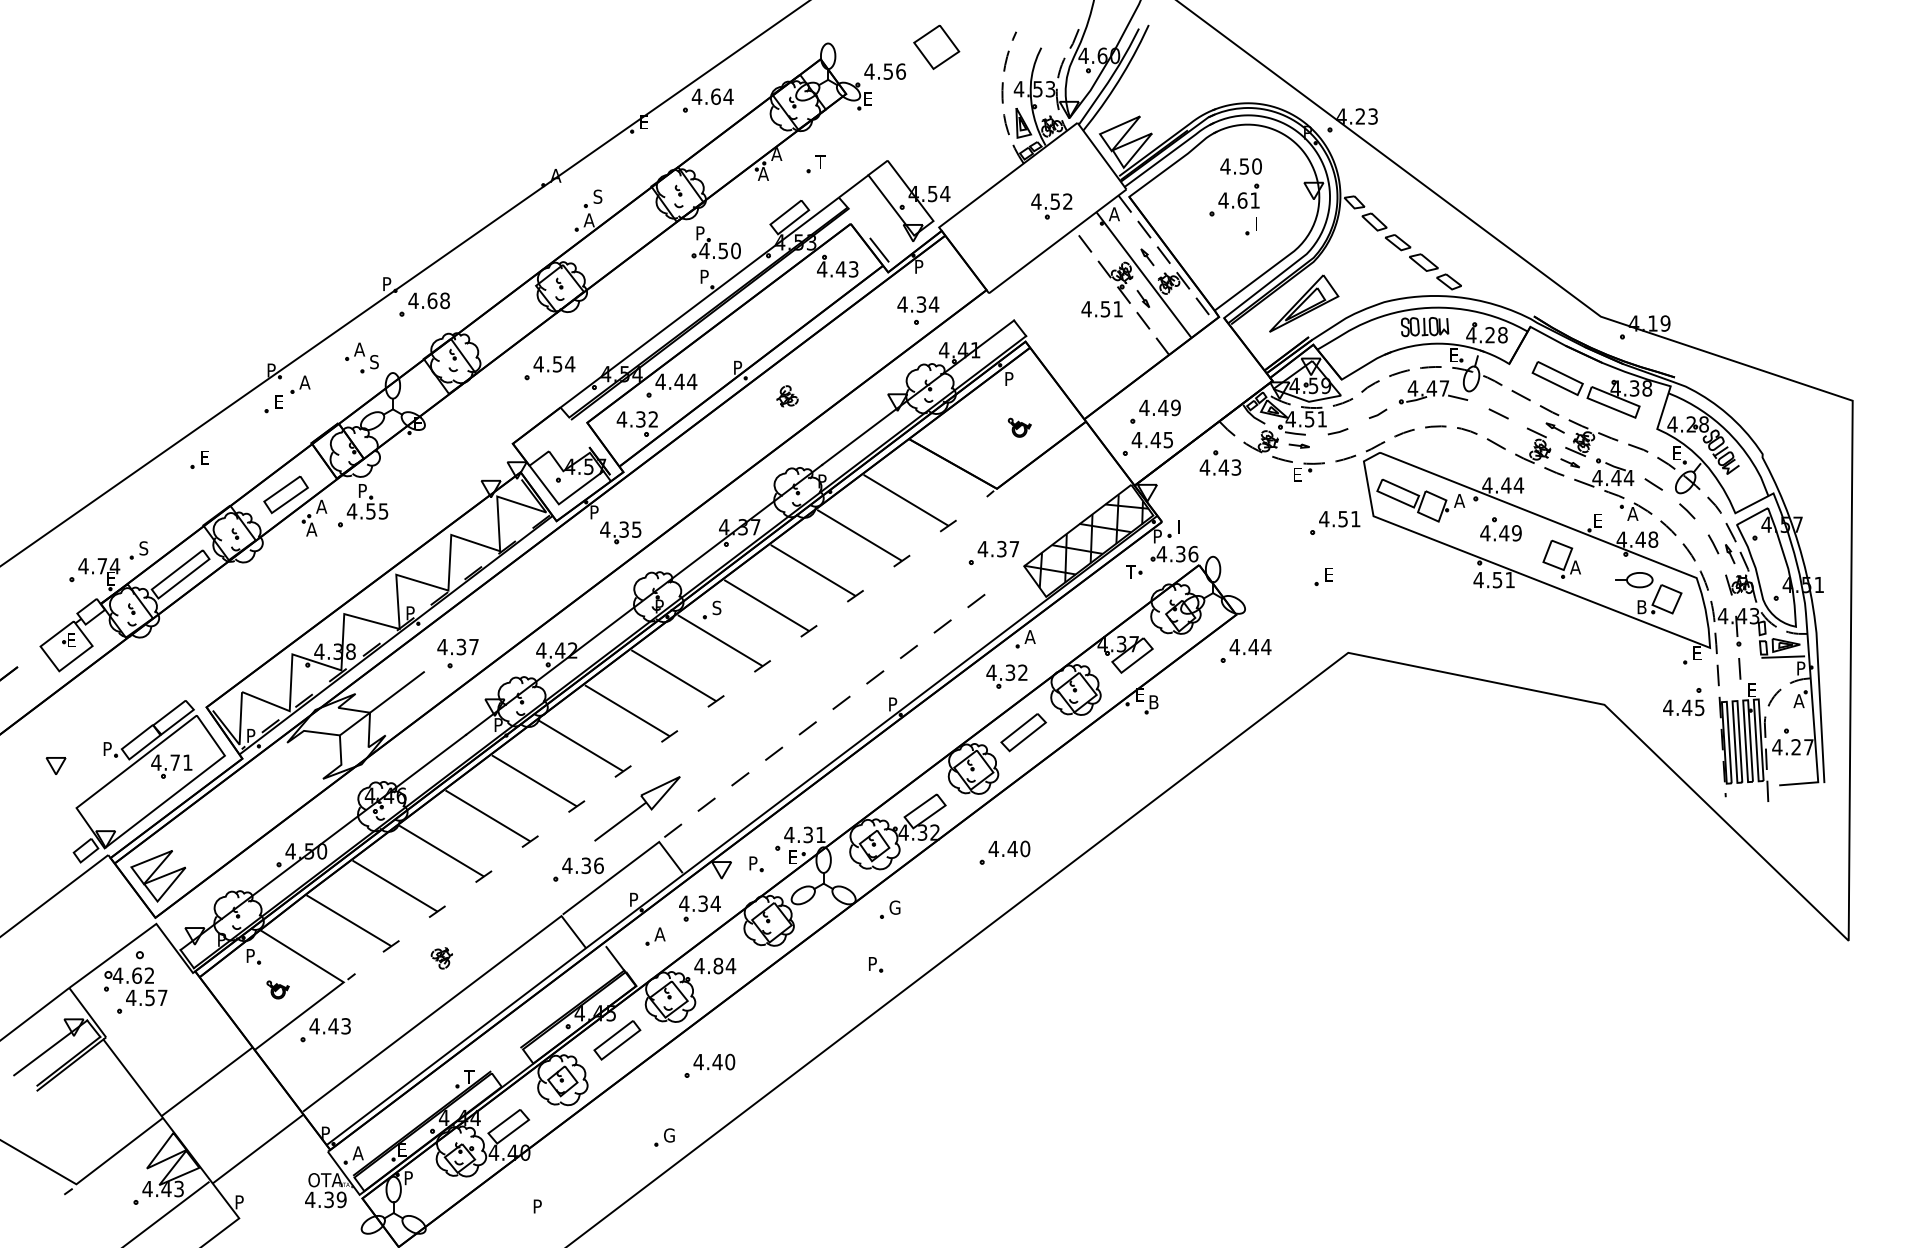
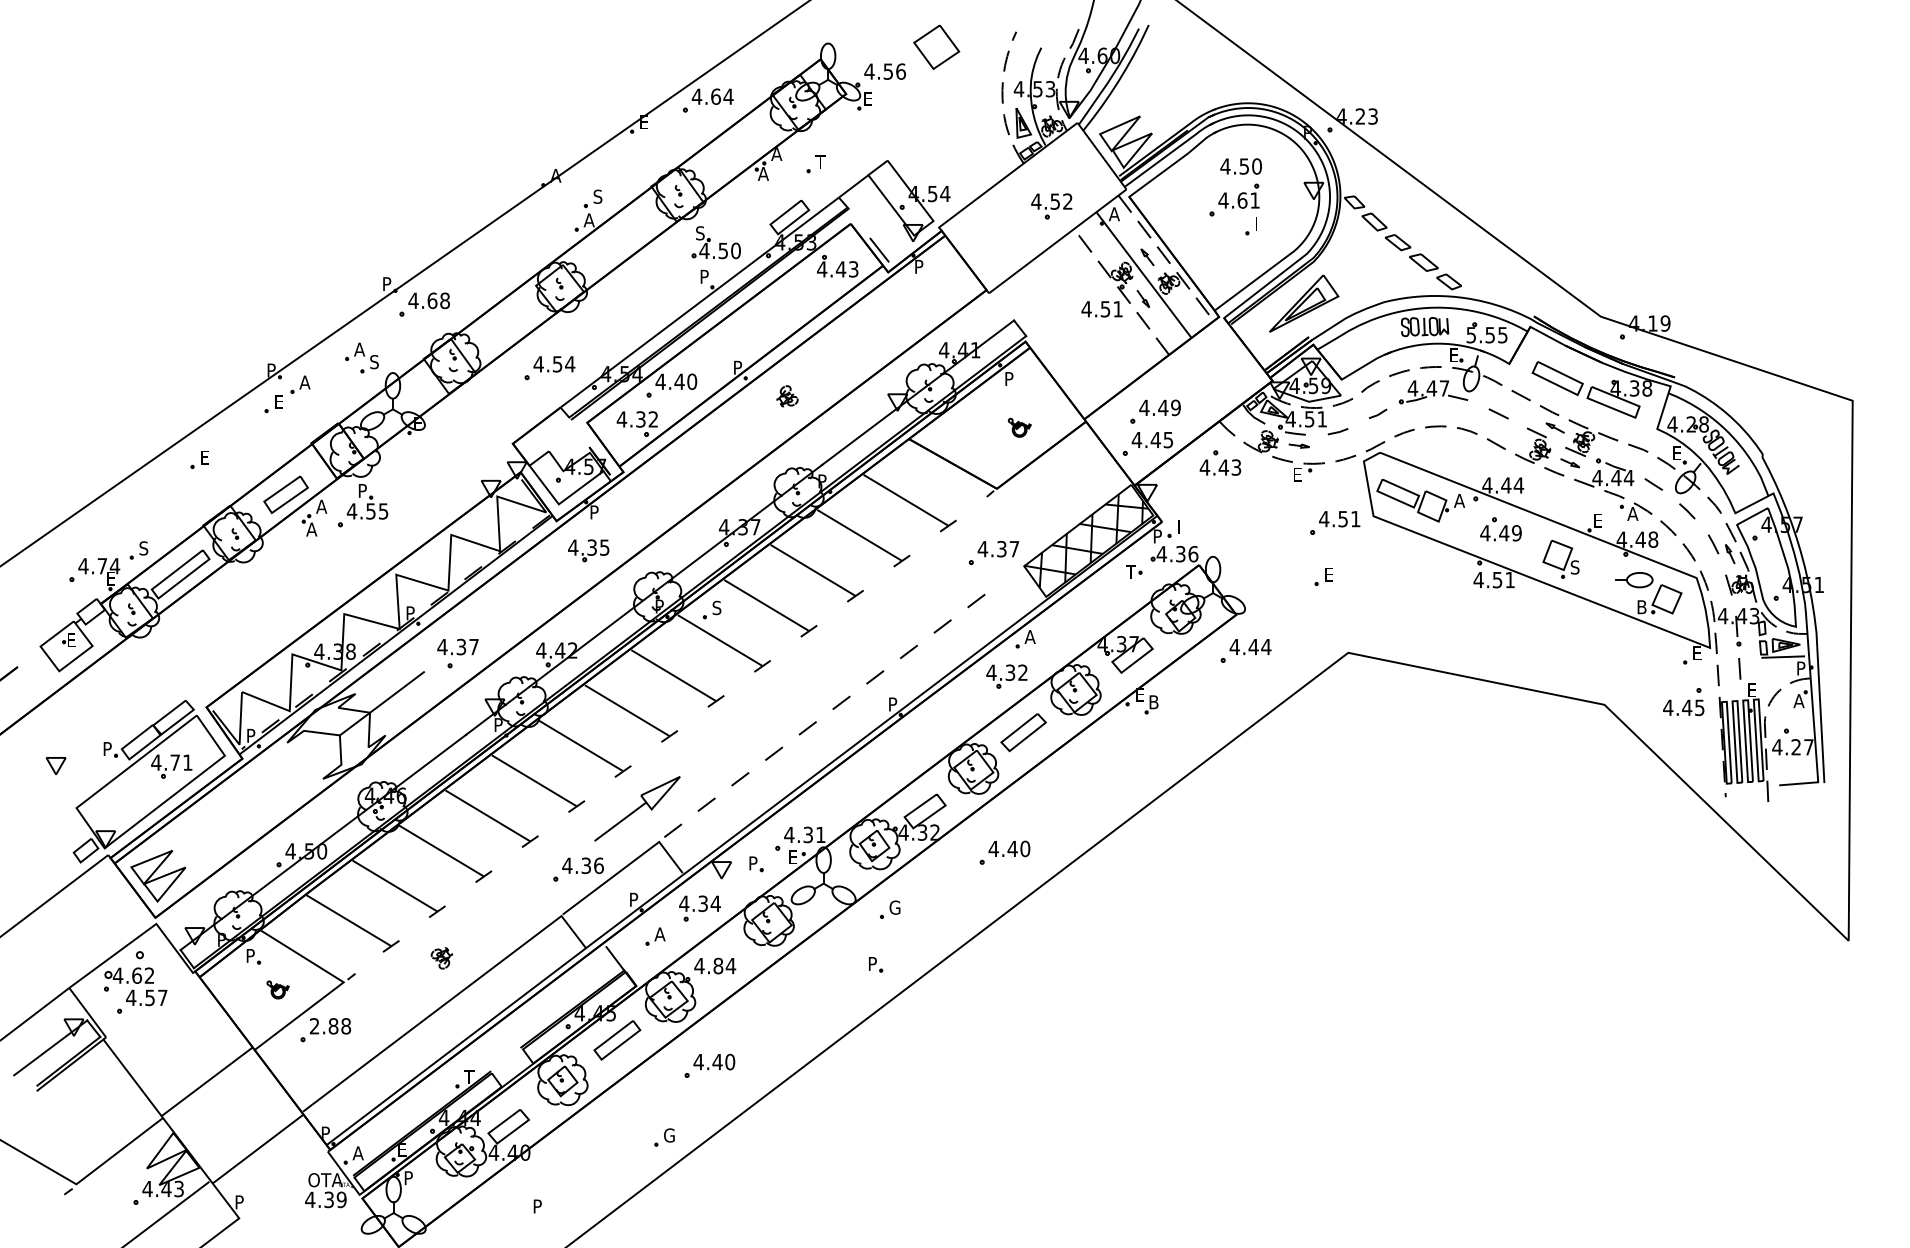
text: P -> S (700, 233)
part: present -> none (918, 310)
text: 4.28 -> 5.55 (1486, 335)
text: 4.44 -> 4.40 (692, 381)
part position: (620, 532) -> (588, 550) (588, 550)
text: A -> S (1575, 567)
text: 4.43 -> 2.88 (330, 1026)
